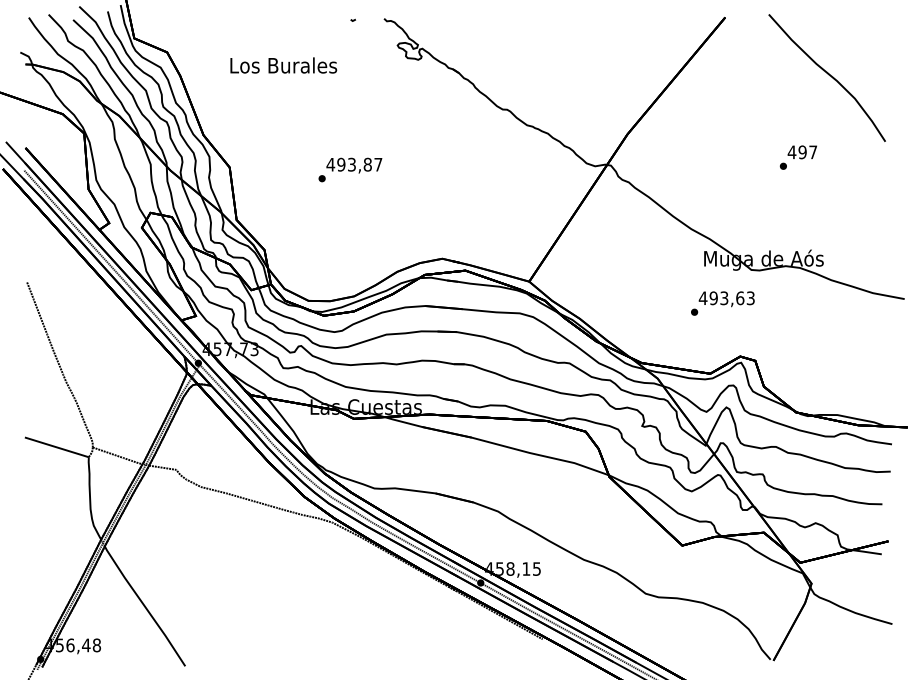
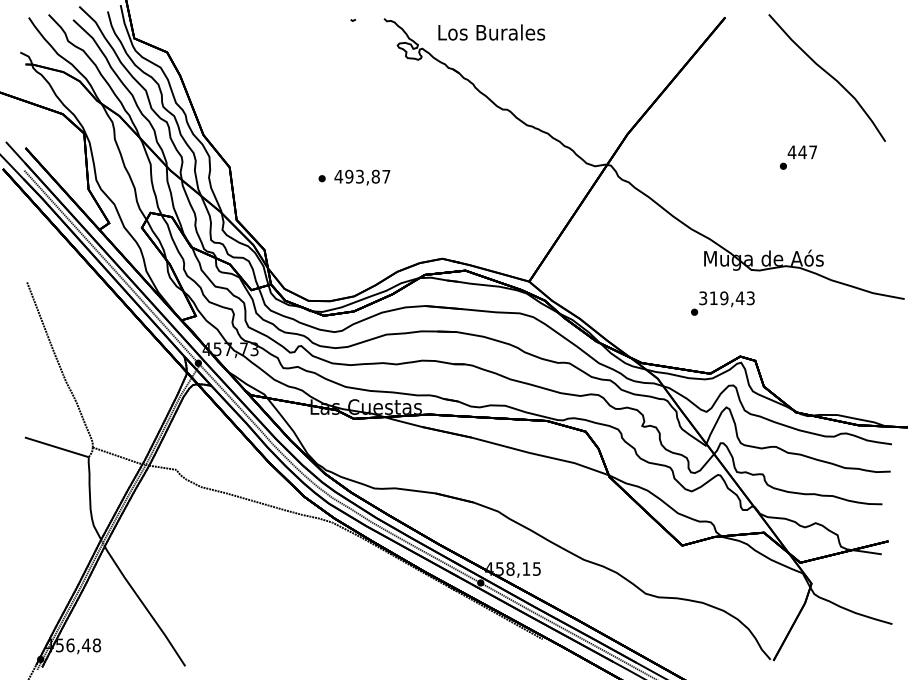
text position: (283, 65) -> (491, 32) (491, 32)
text: 497 -> 447 (802, 152)
text position: (354, 165) -> (362, 177) (362, 177)
text: 493,63 -> 319,43 (721, 298)
